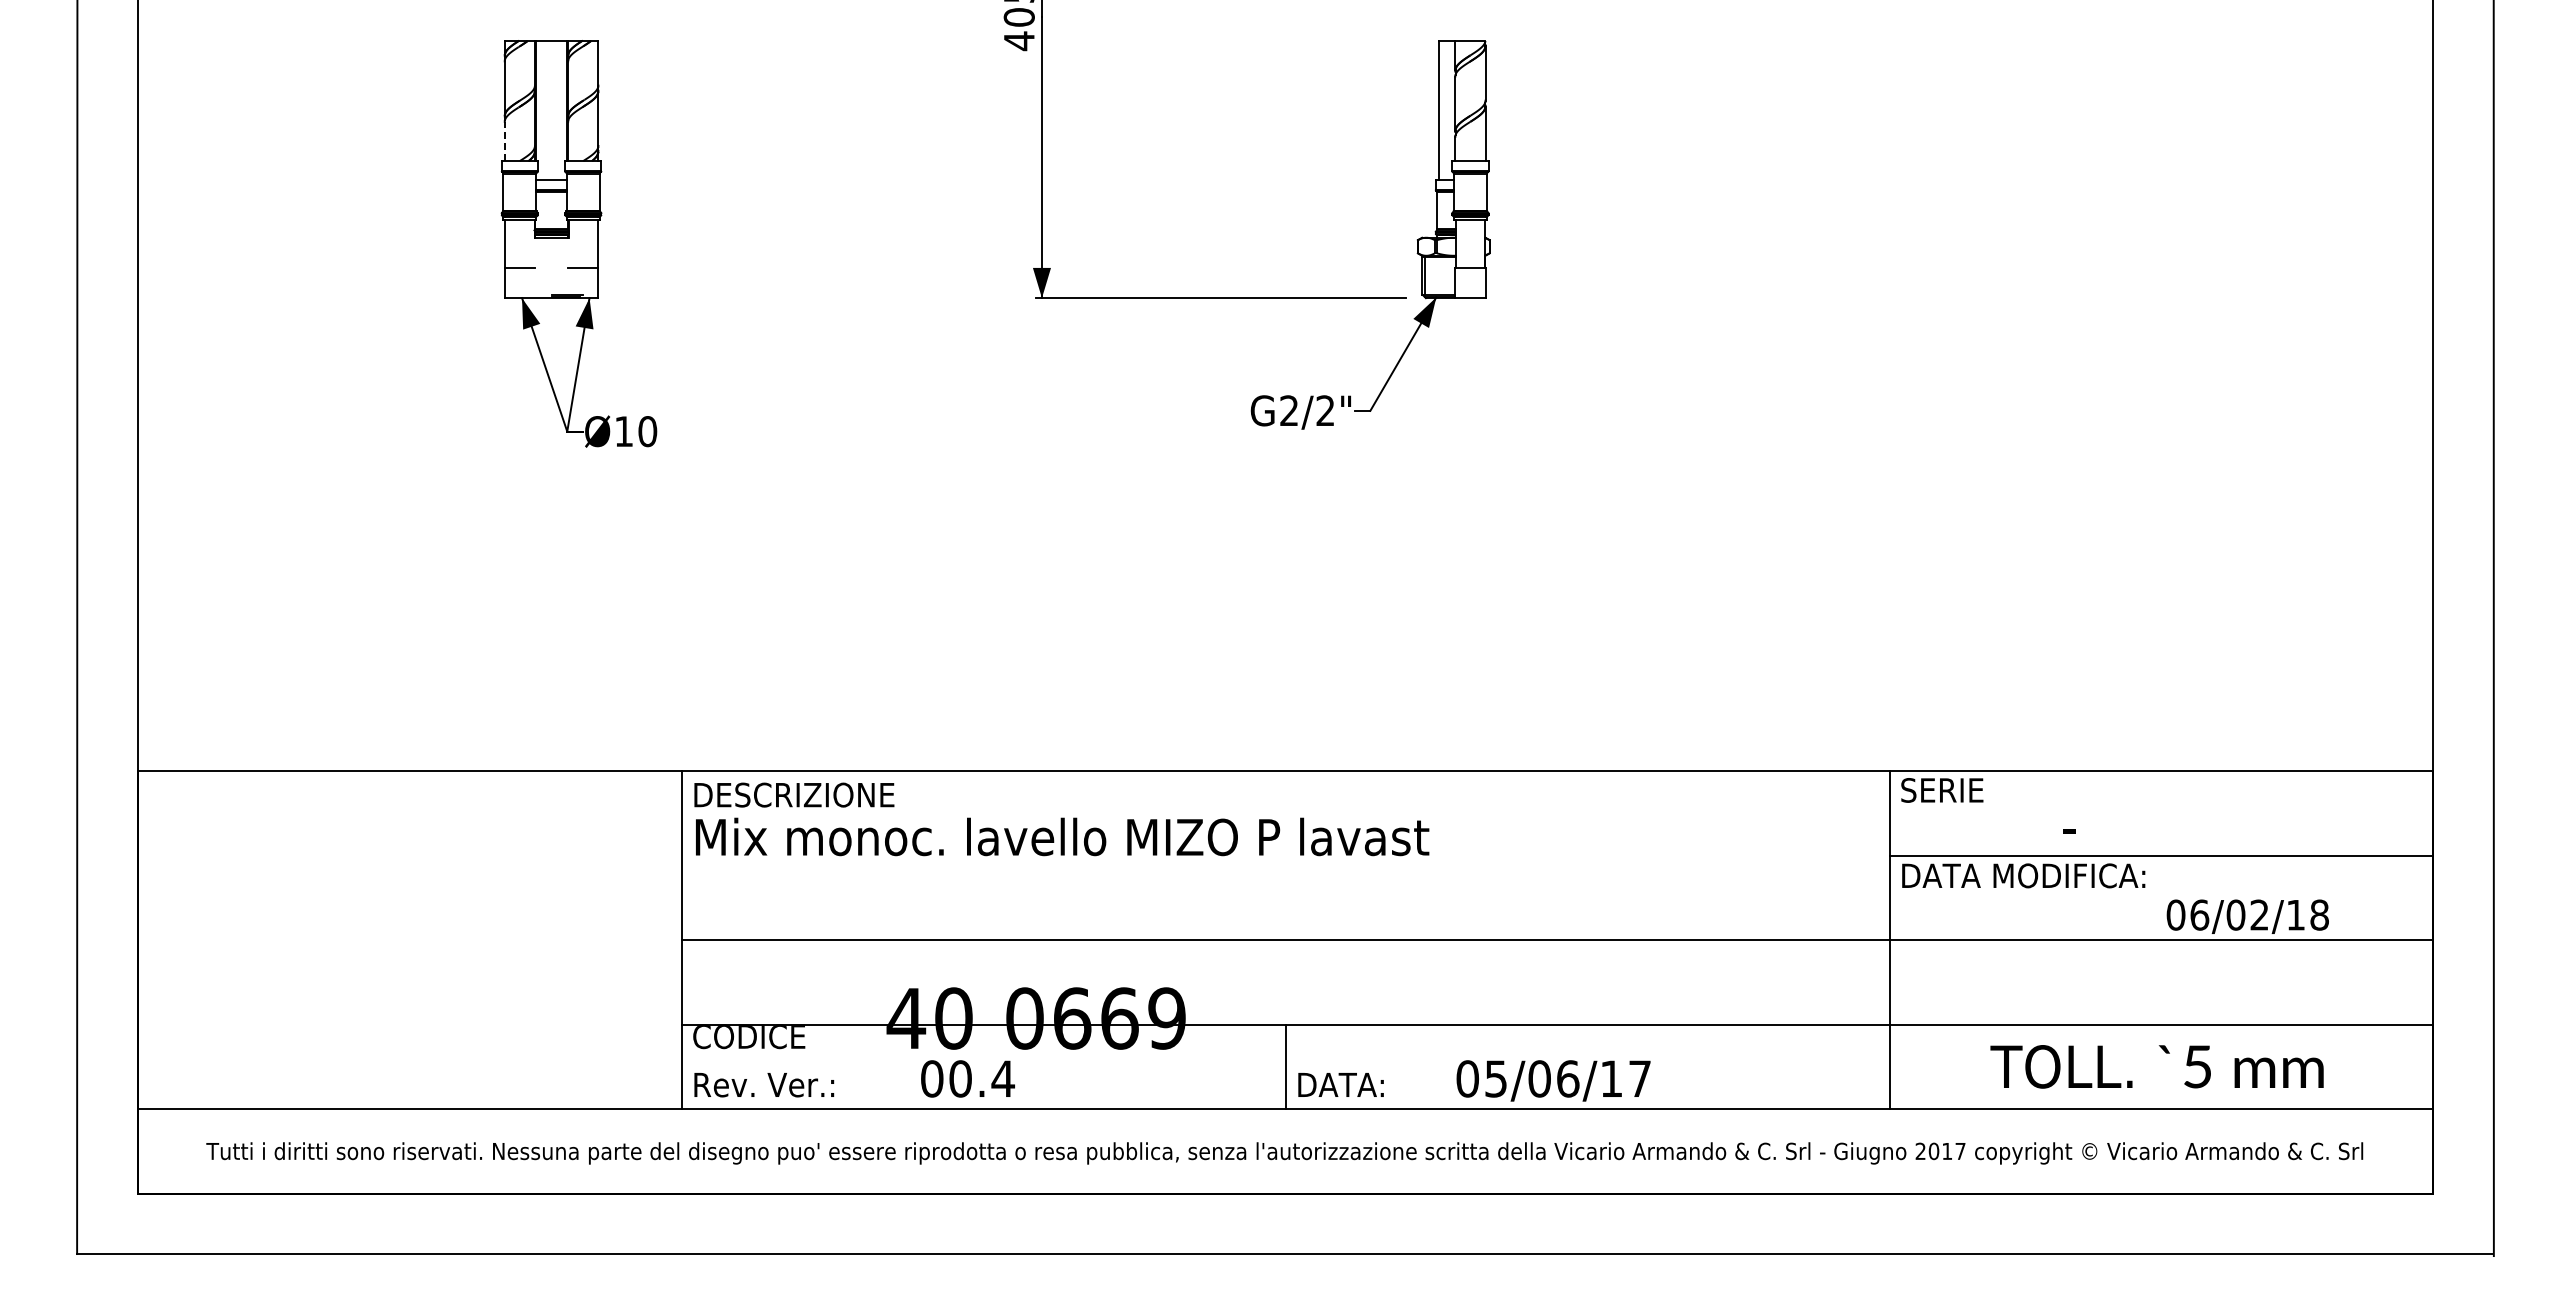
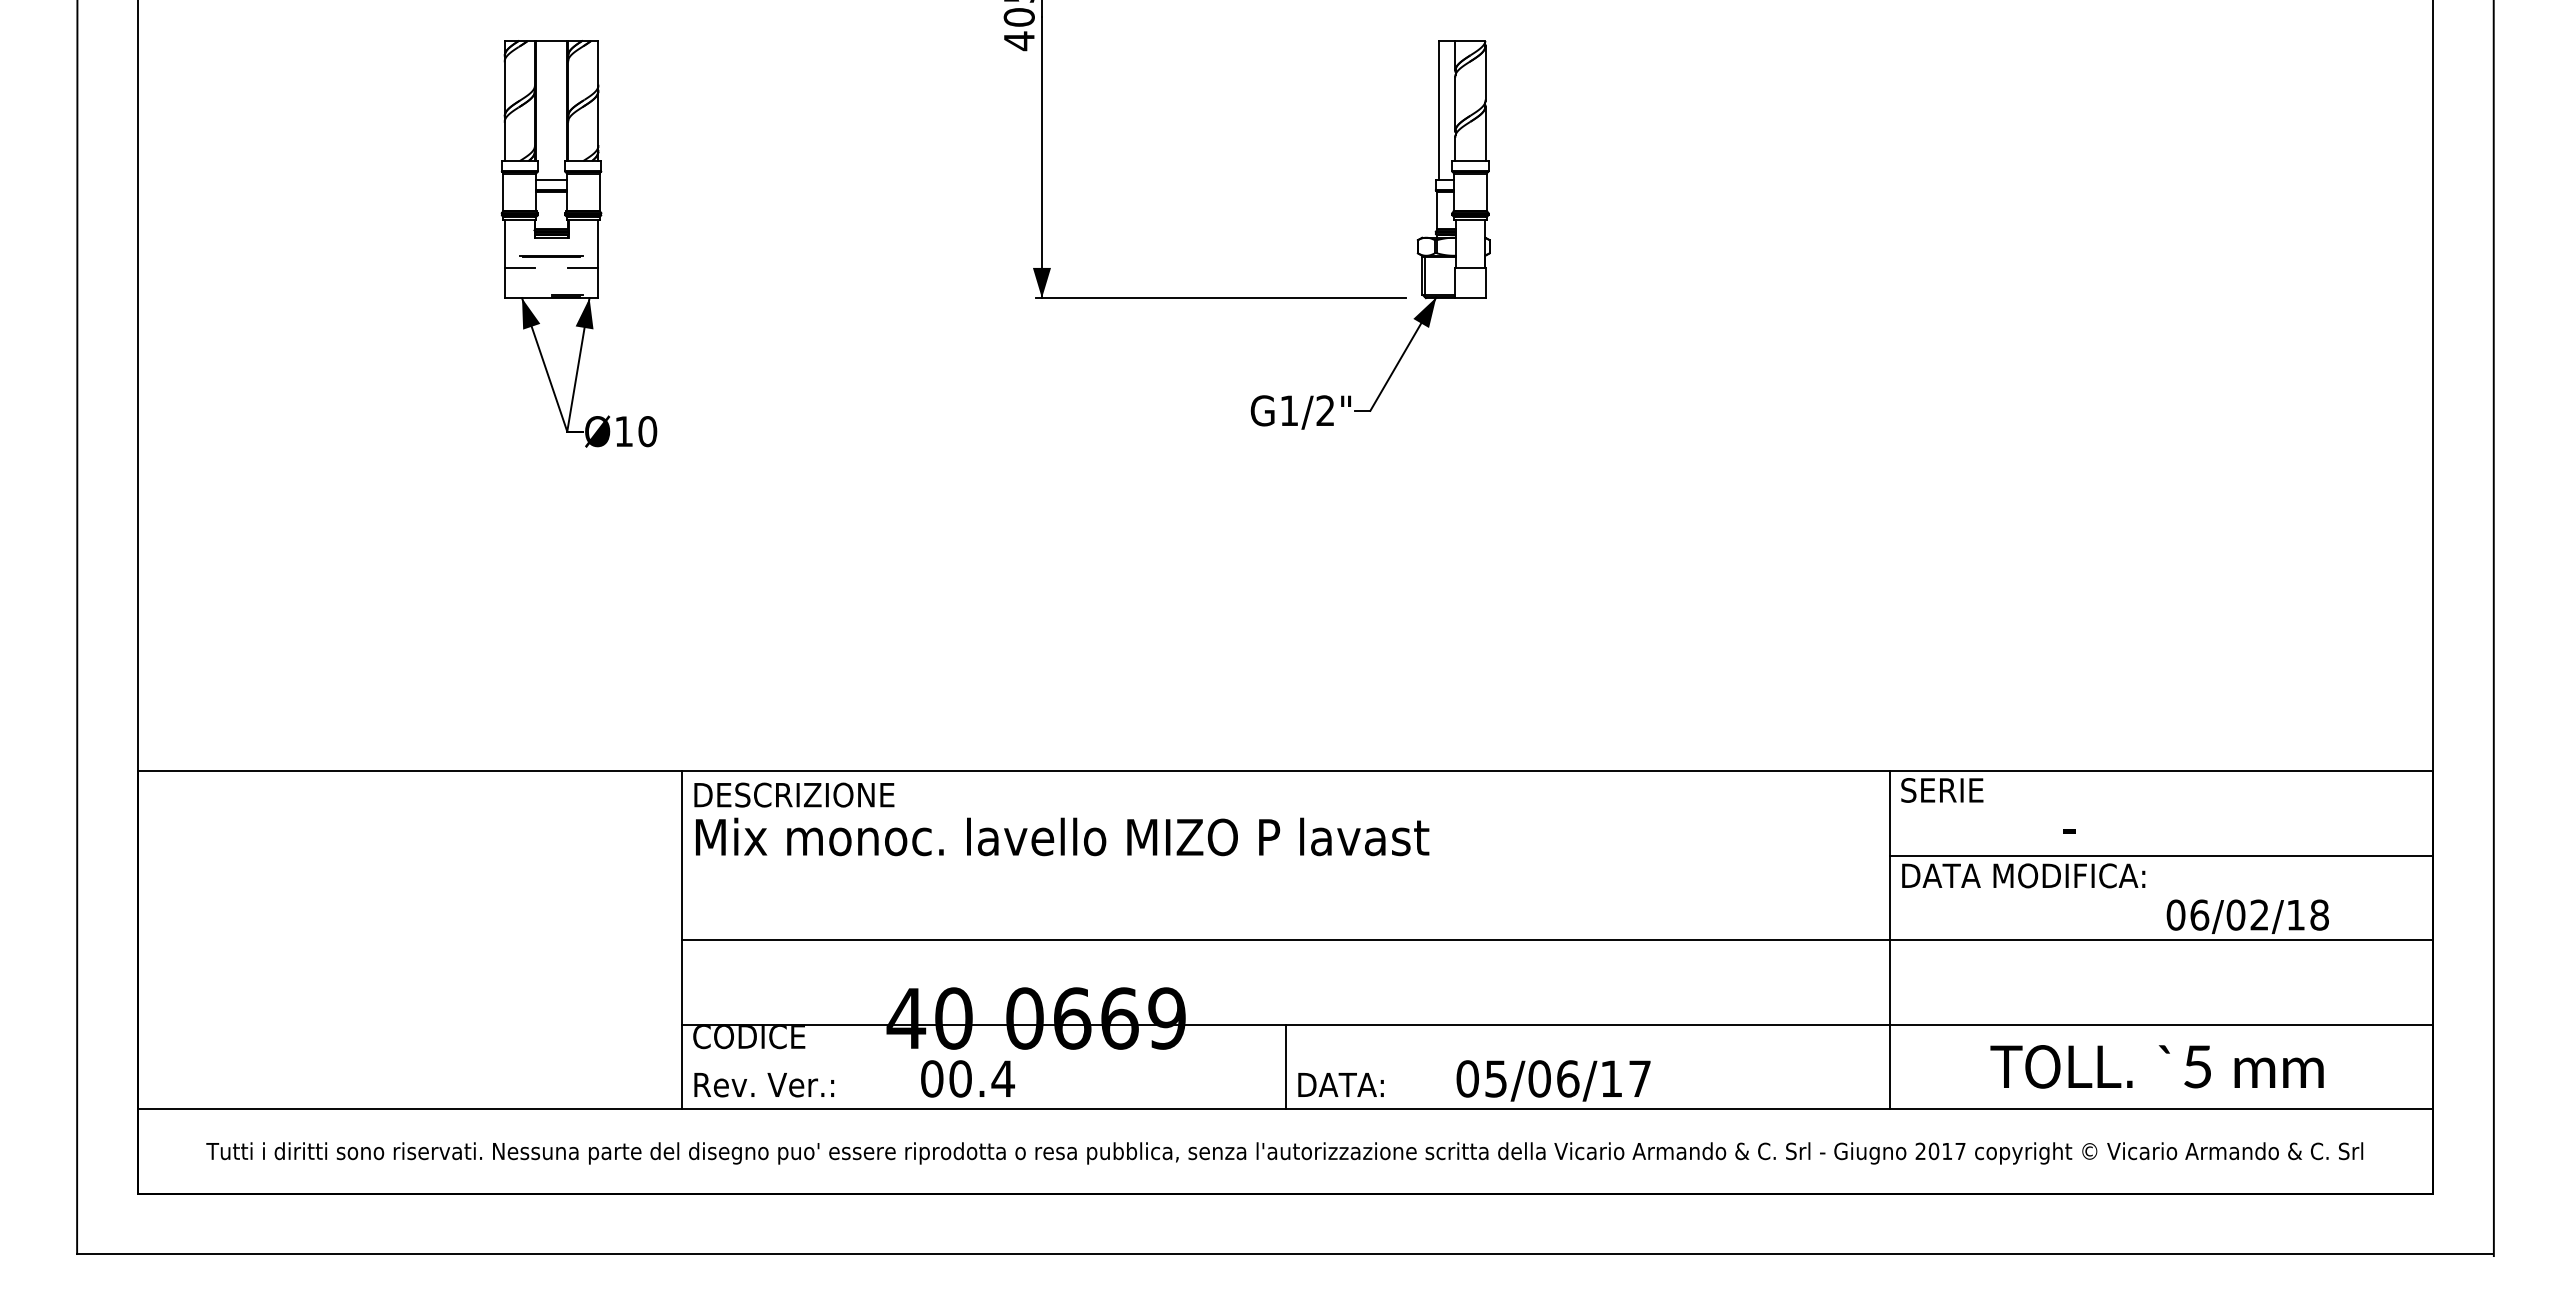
line: dashed -> solid (504, 141)
line: none -> present (551, 256)
text: G2/2" -> G1/2" (1288, 410)
